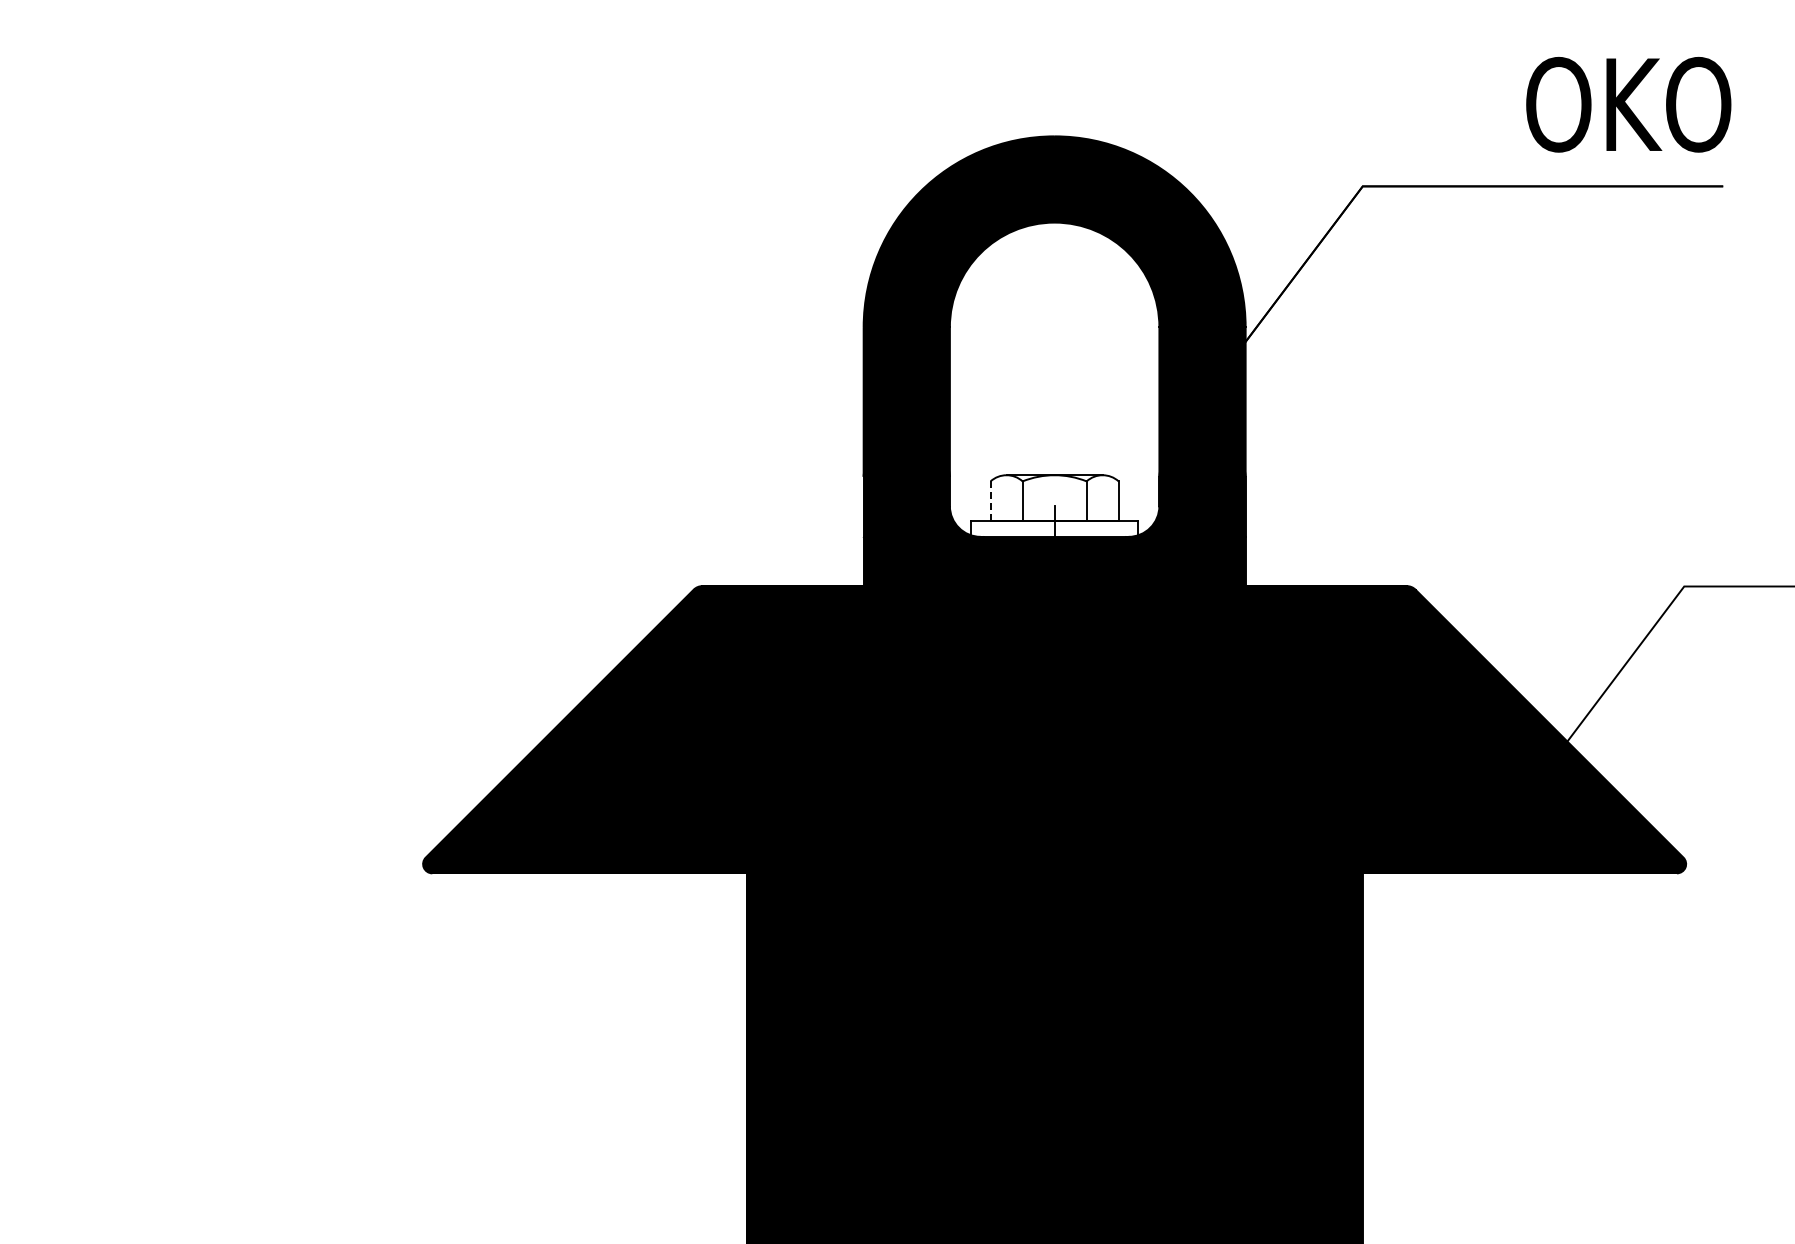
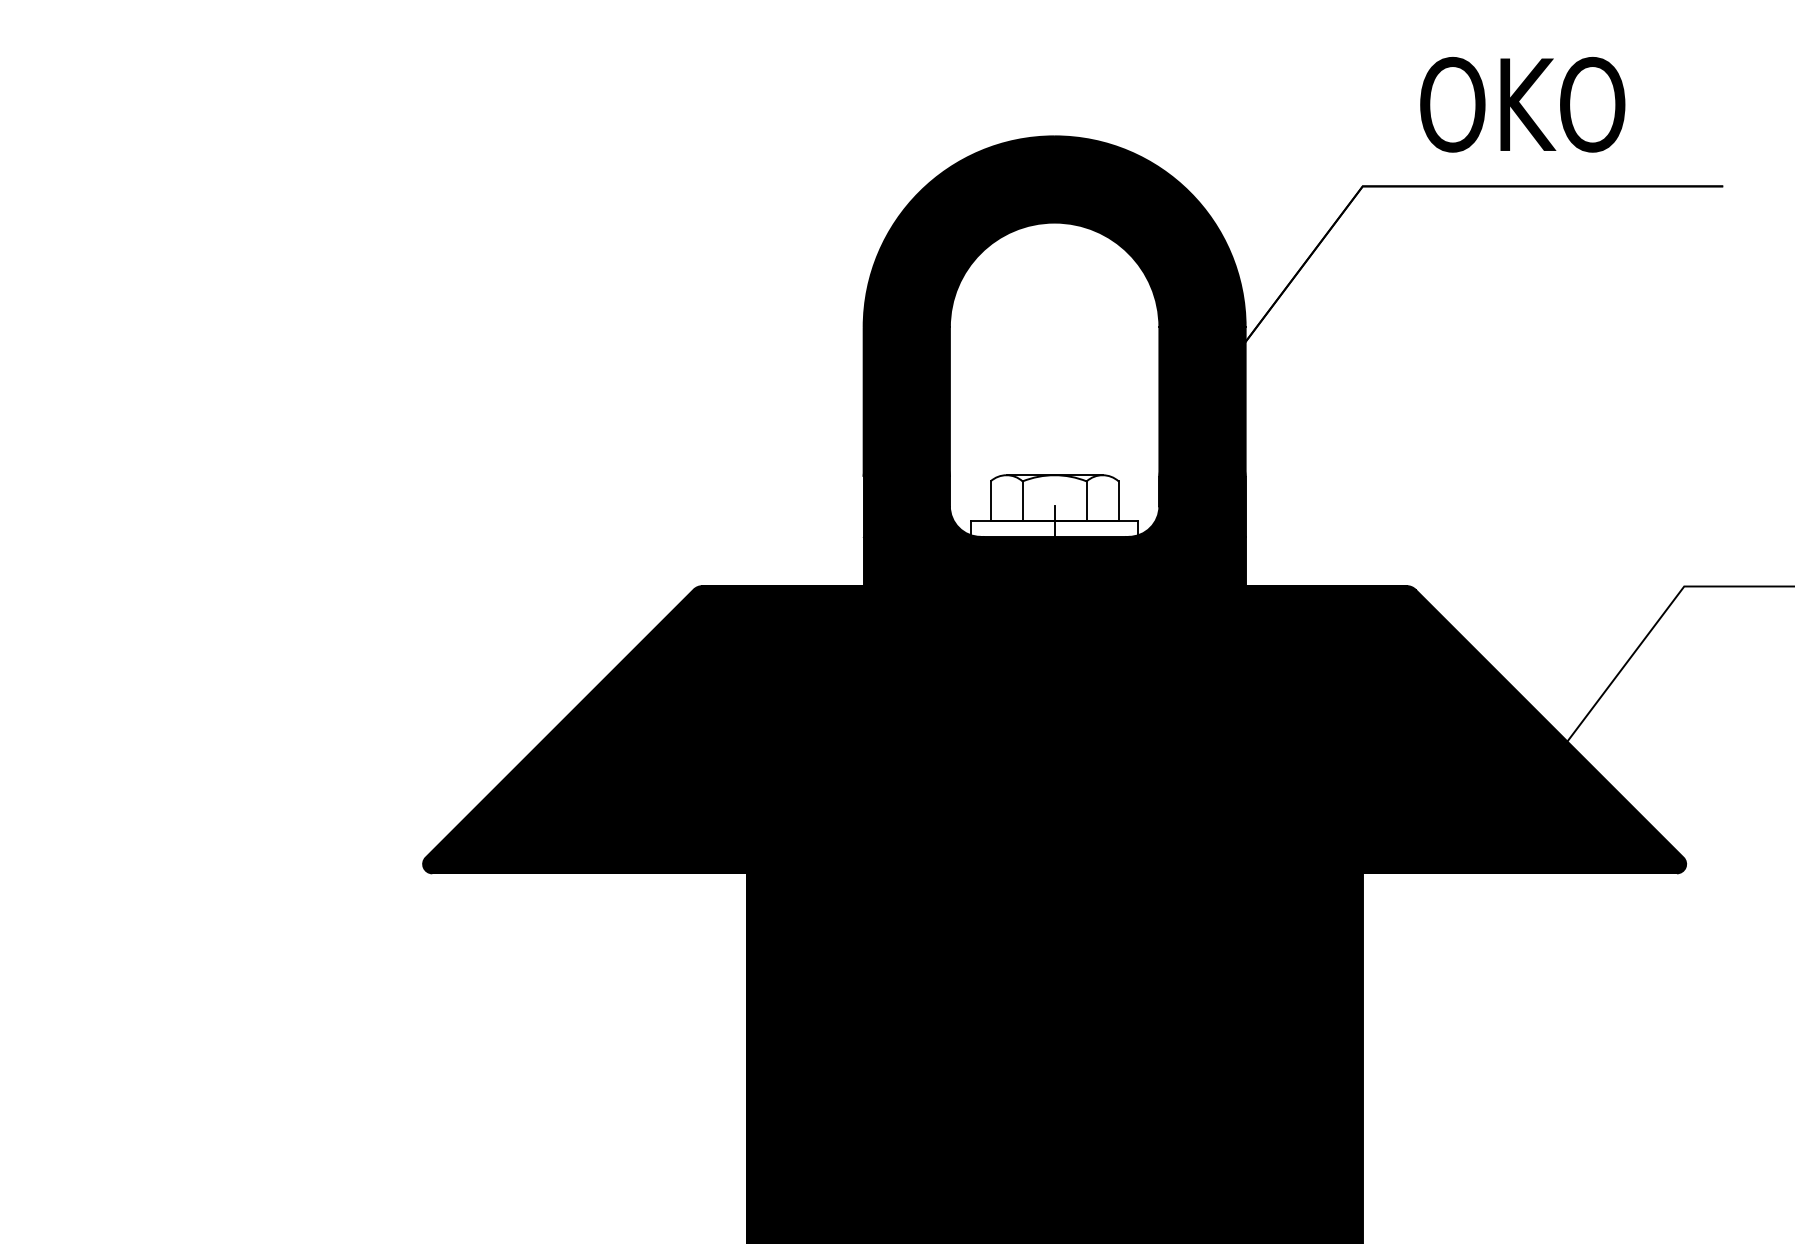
text position: (1628, 104) -> (1522, 104) (1522, 104)
line: dashed -> solid (990, 501)
